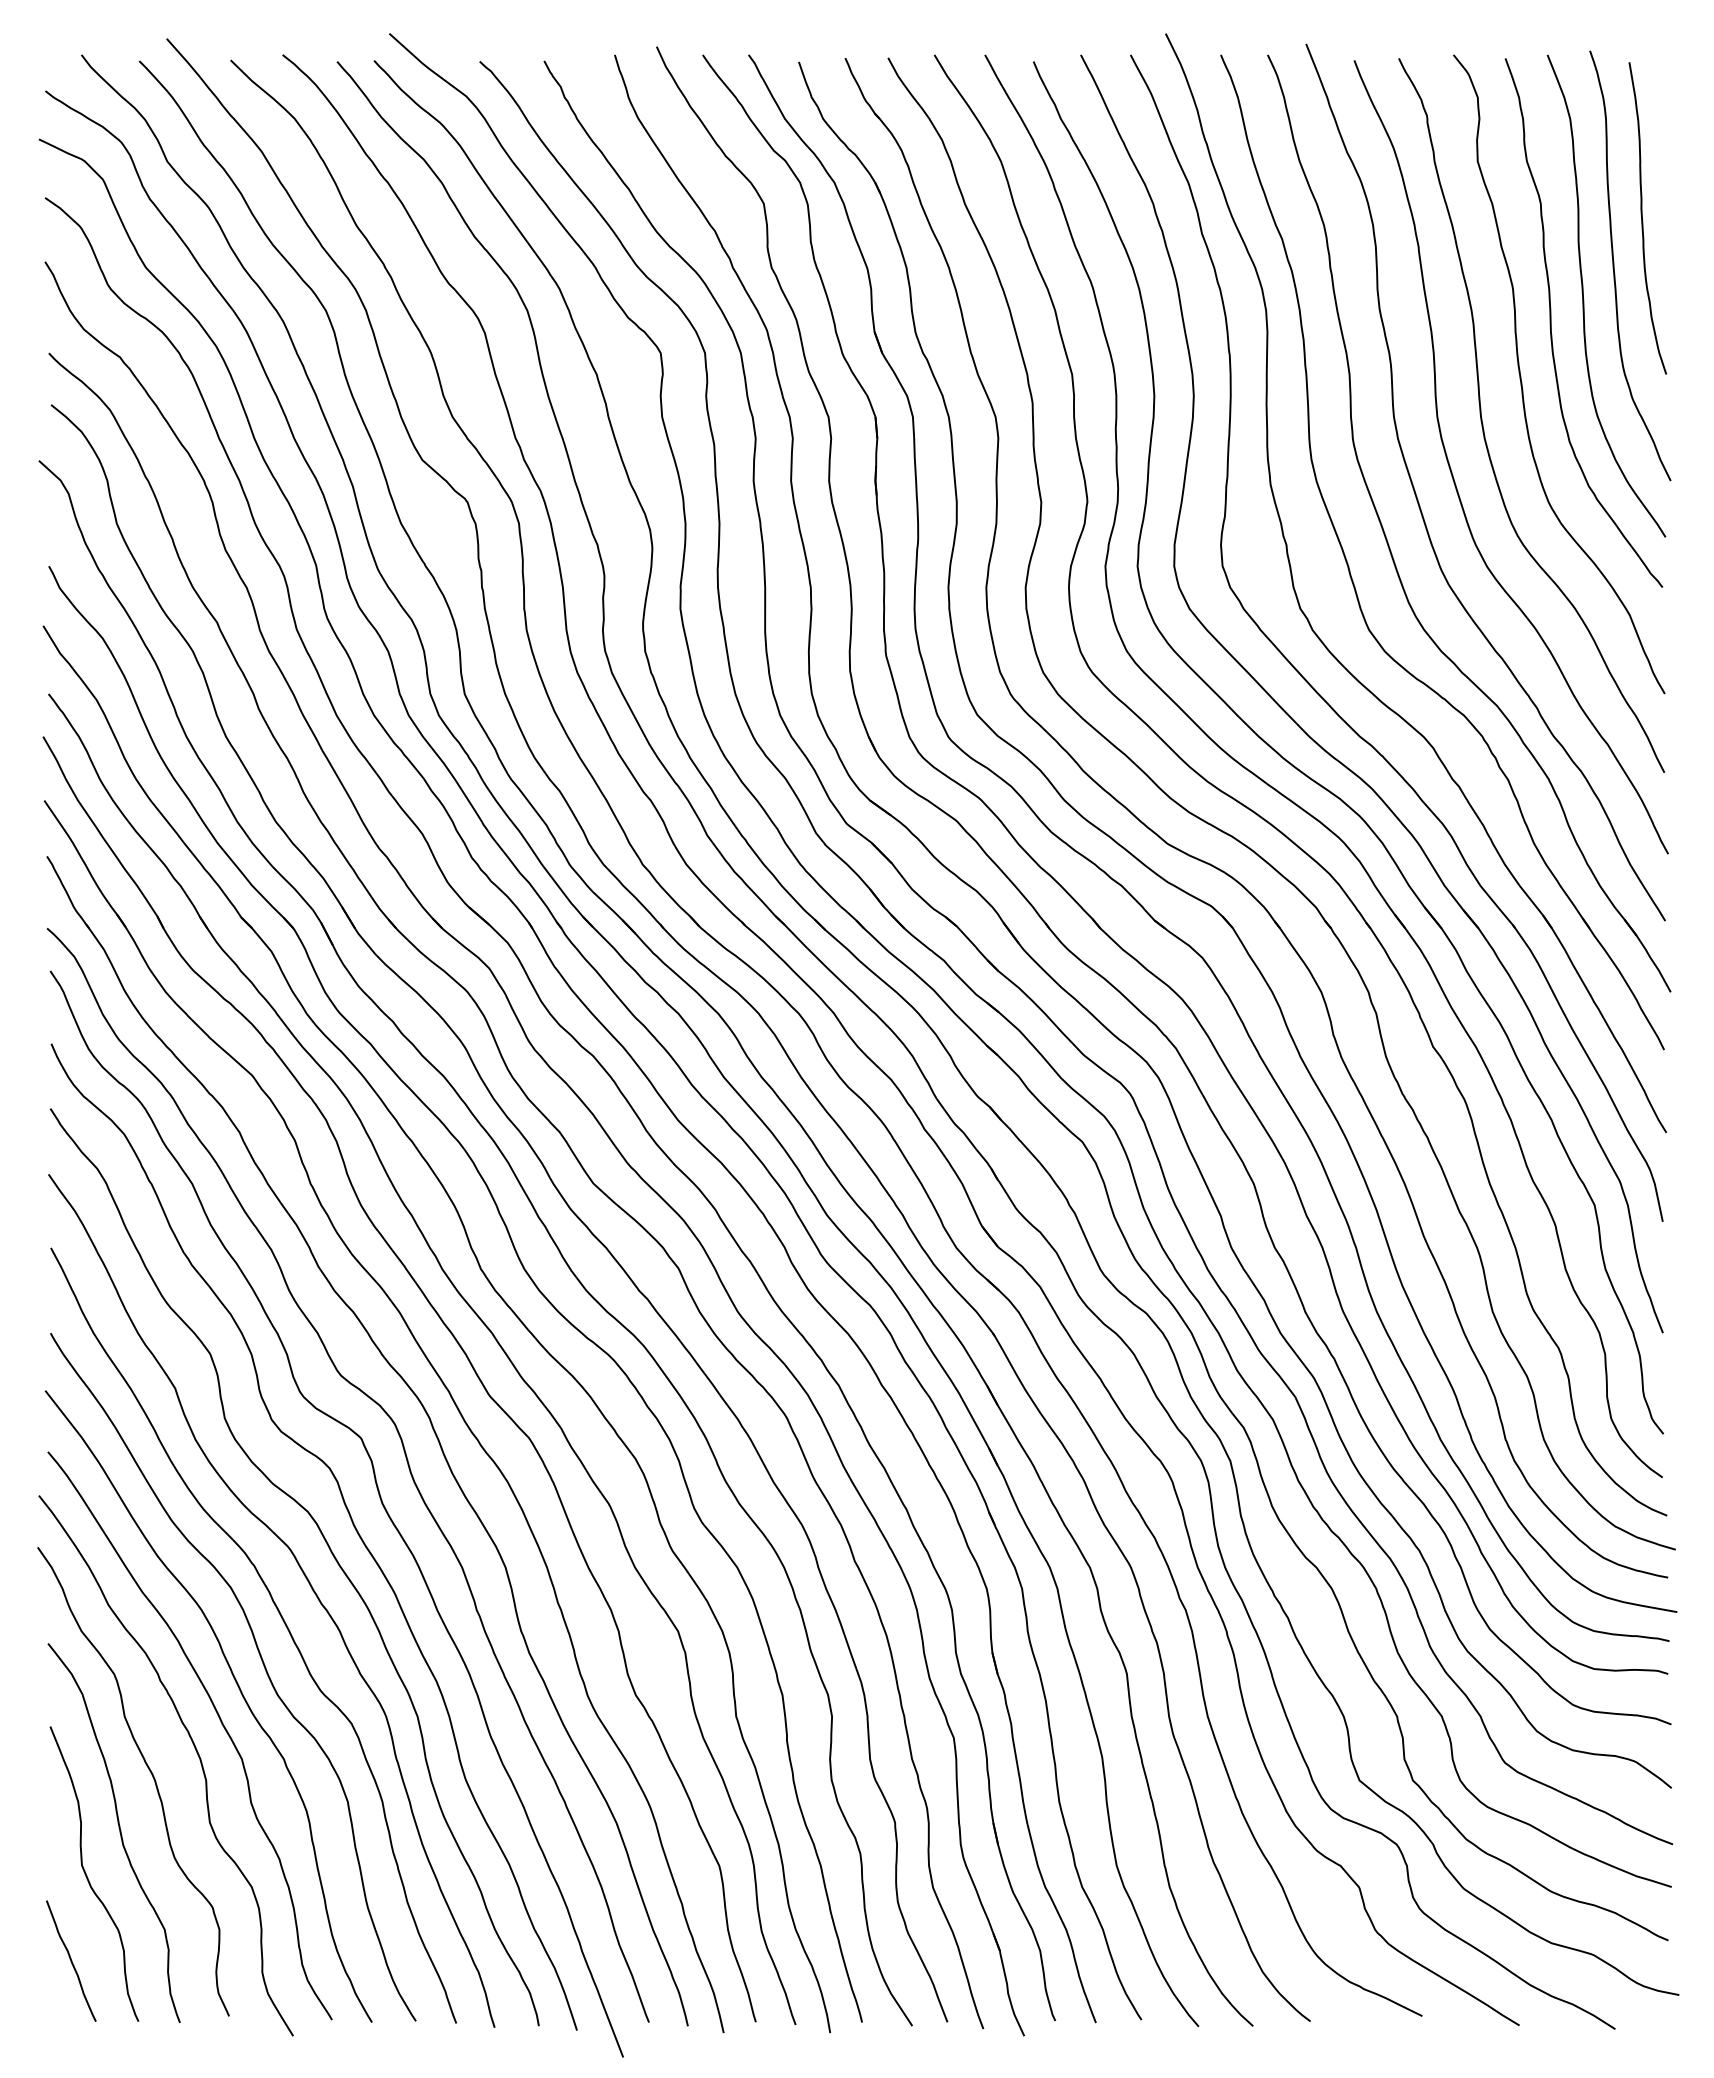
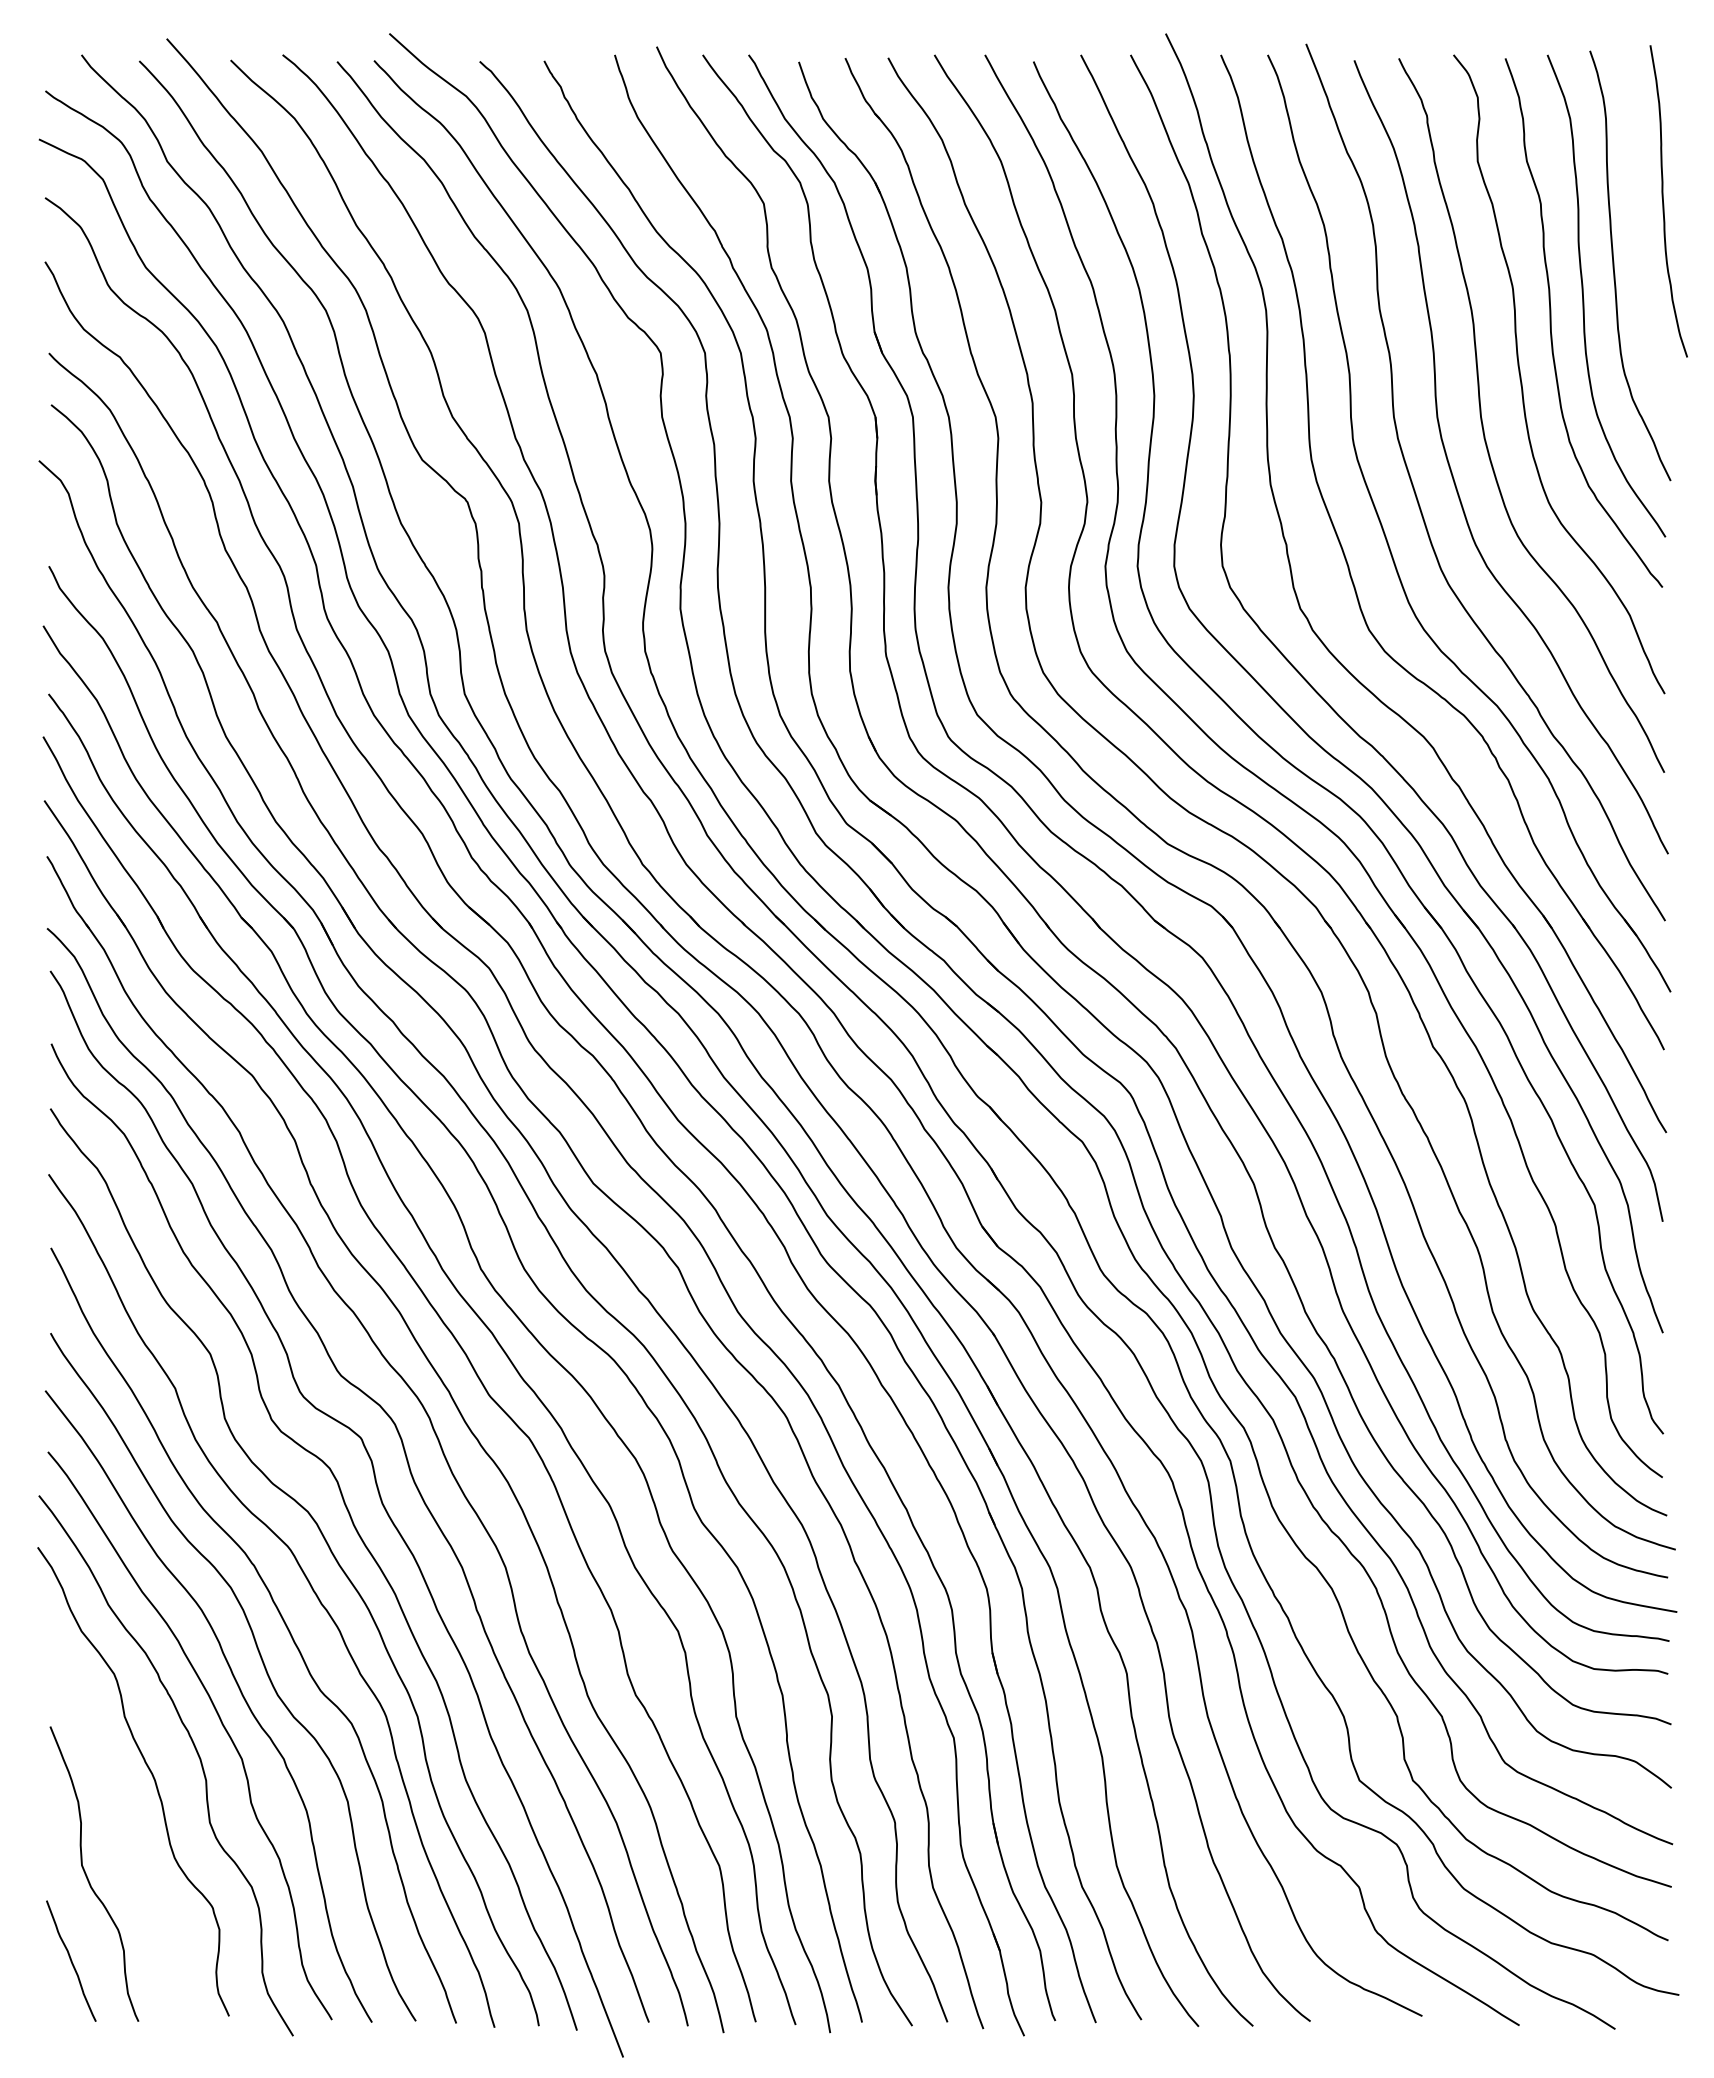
curve position: (1643, 220) -> (1664, 203) (1664, 203)
curve: present -> none (119, 1832)
